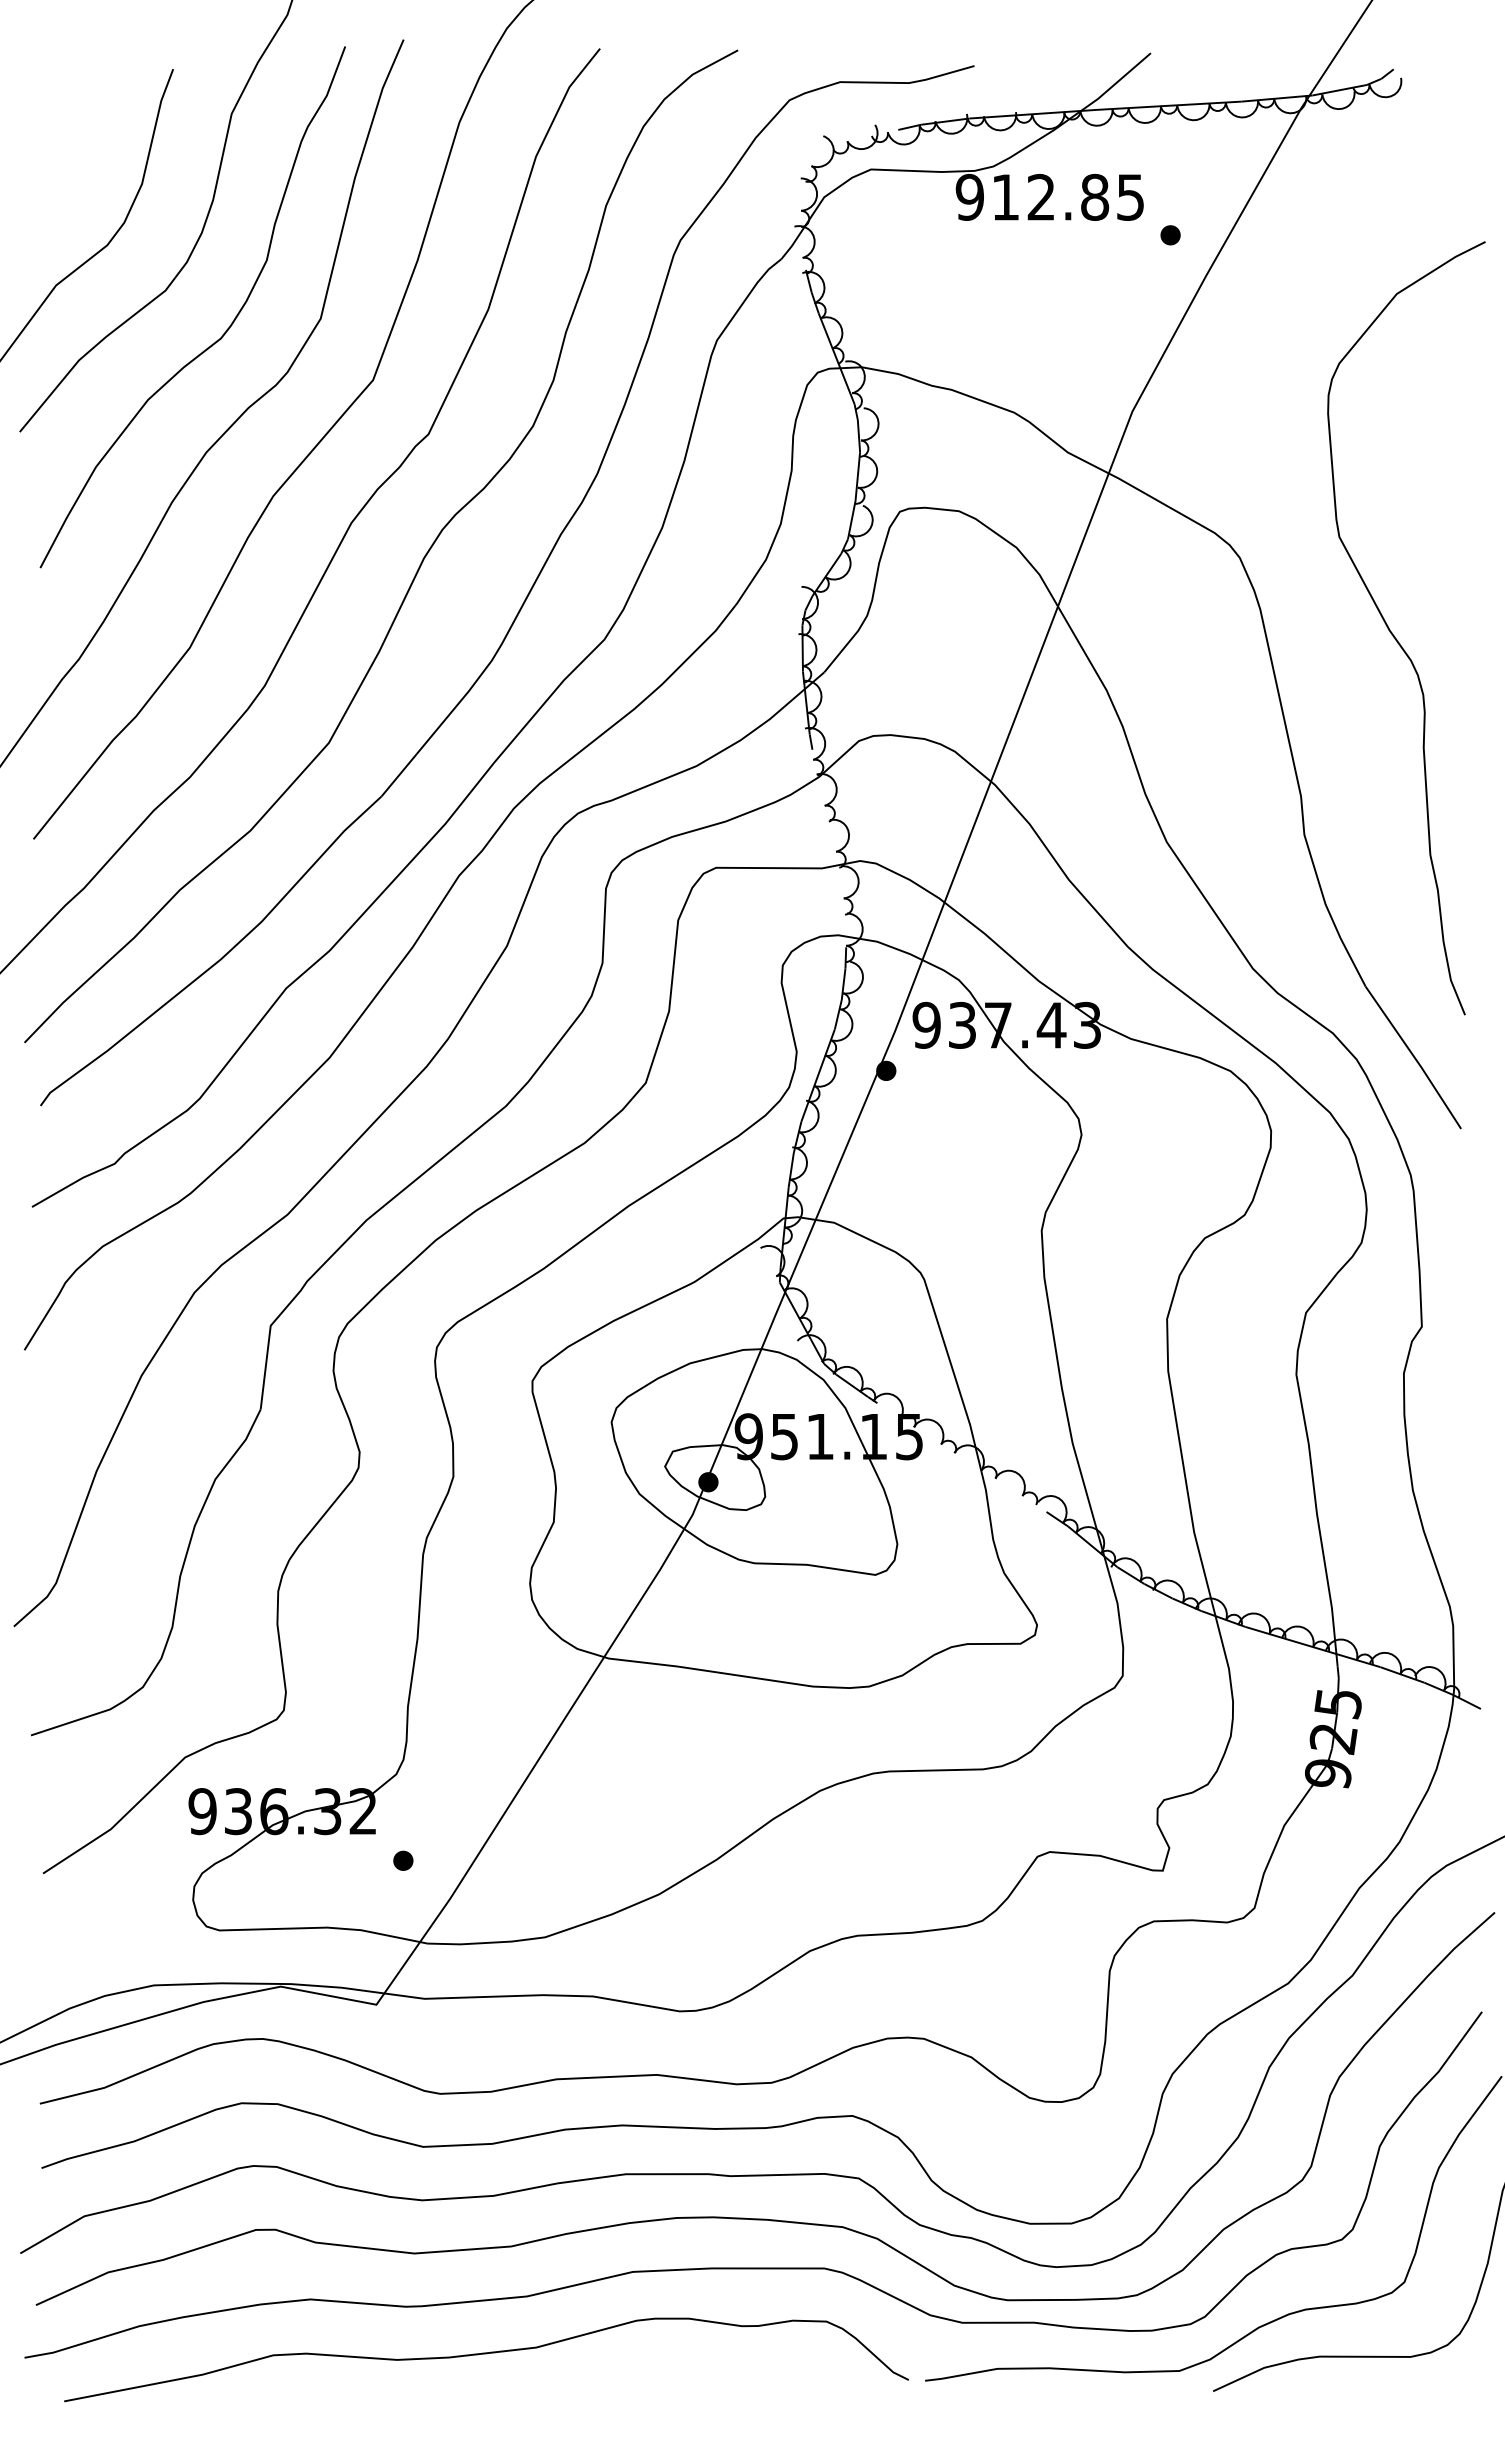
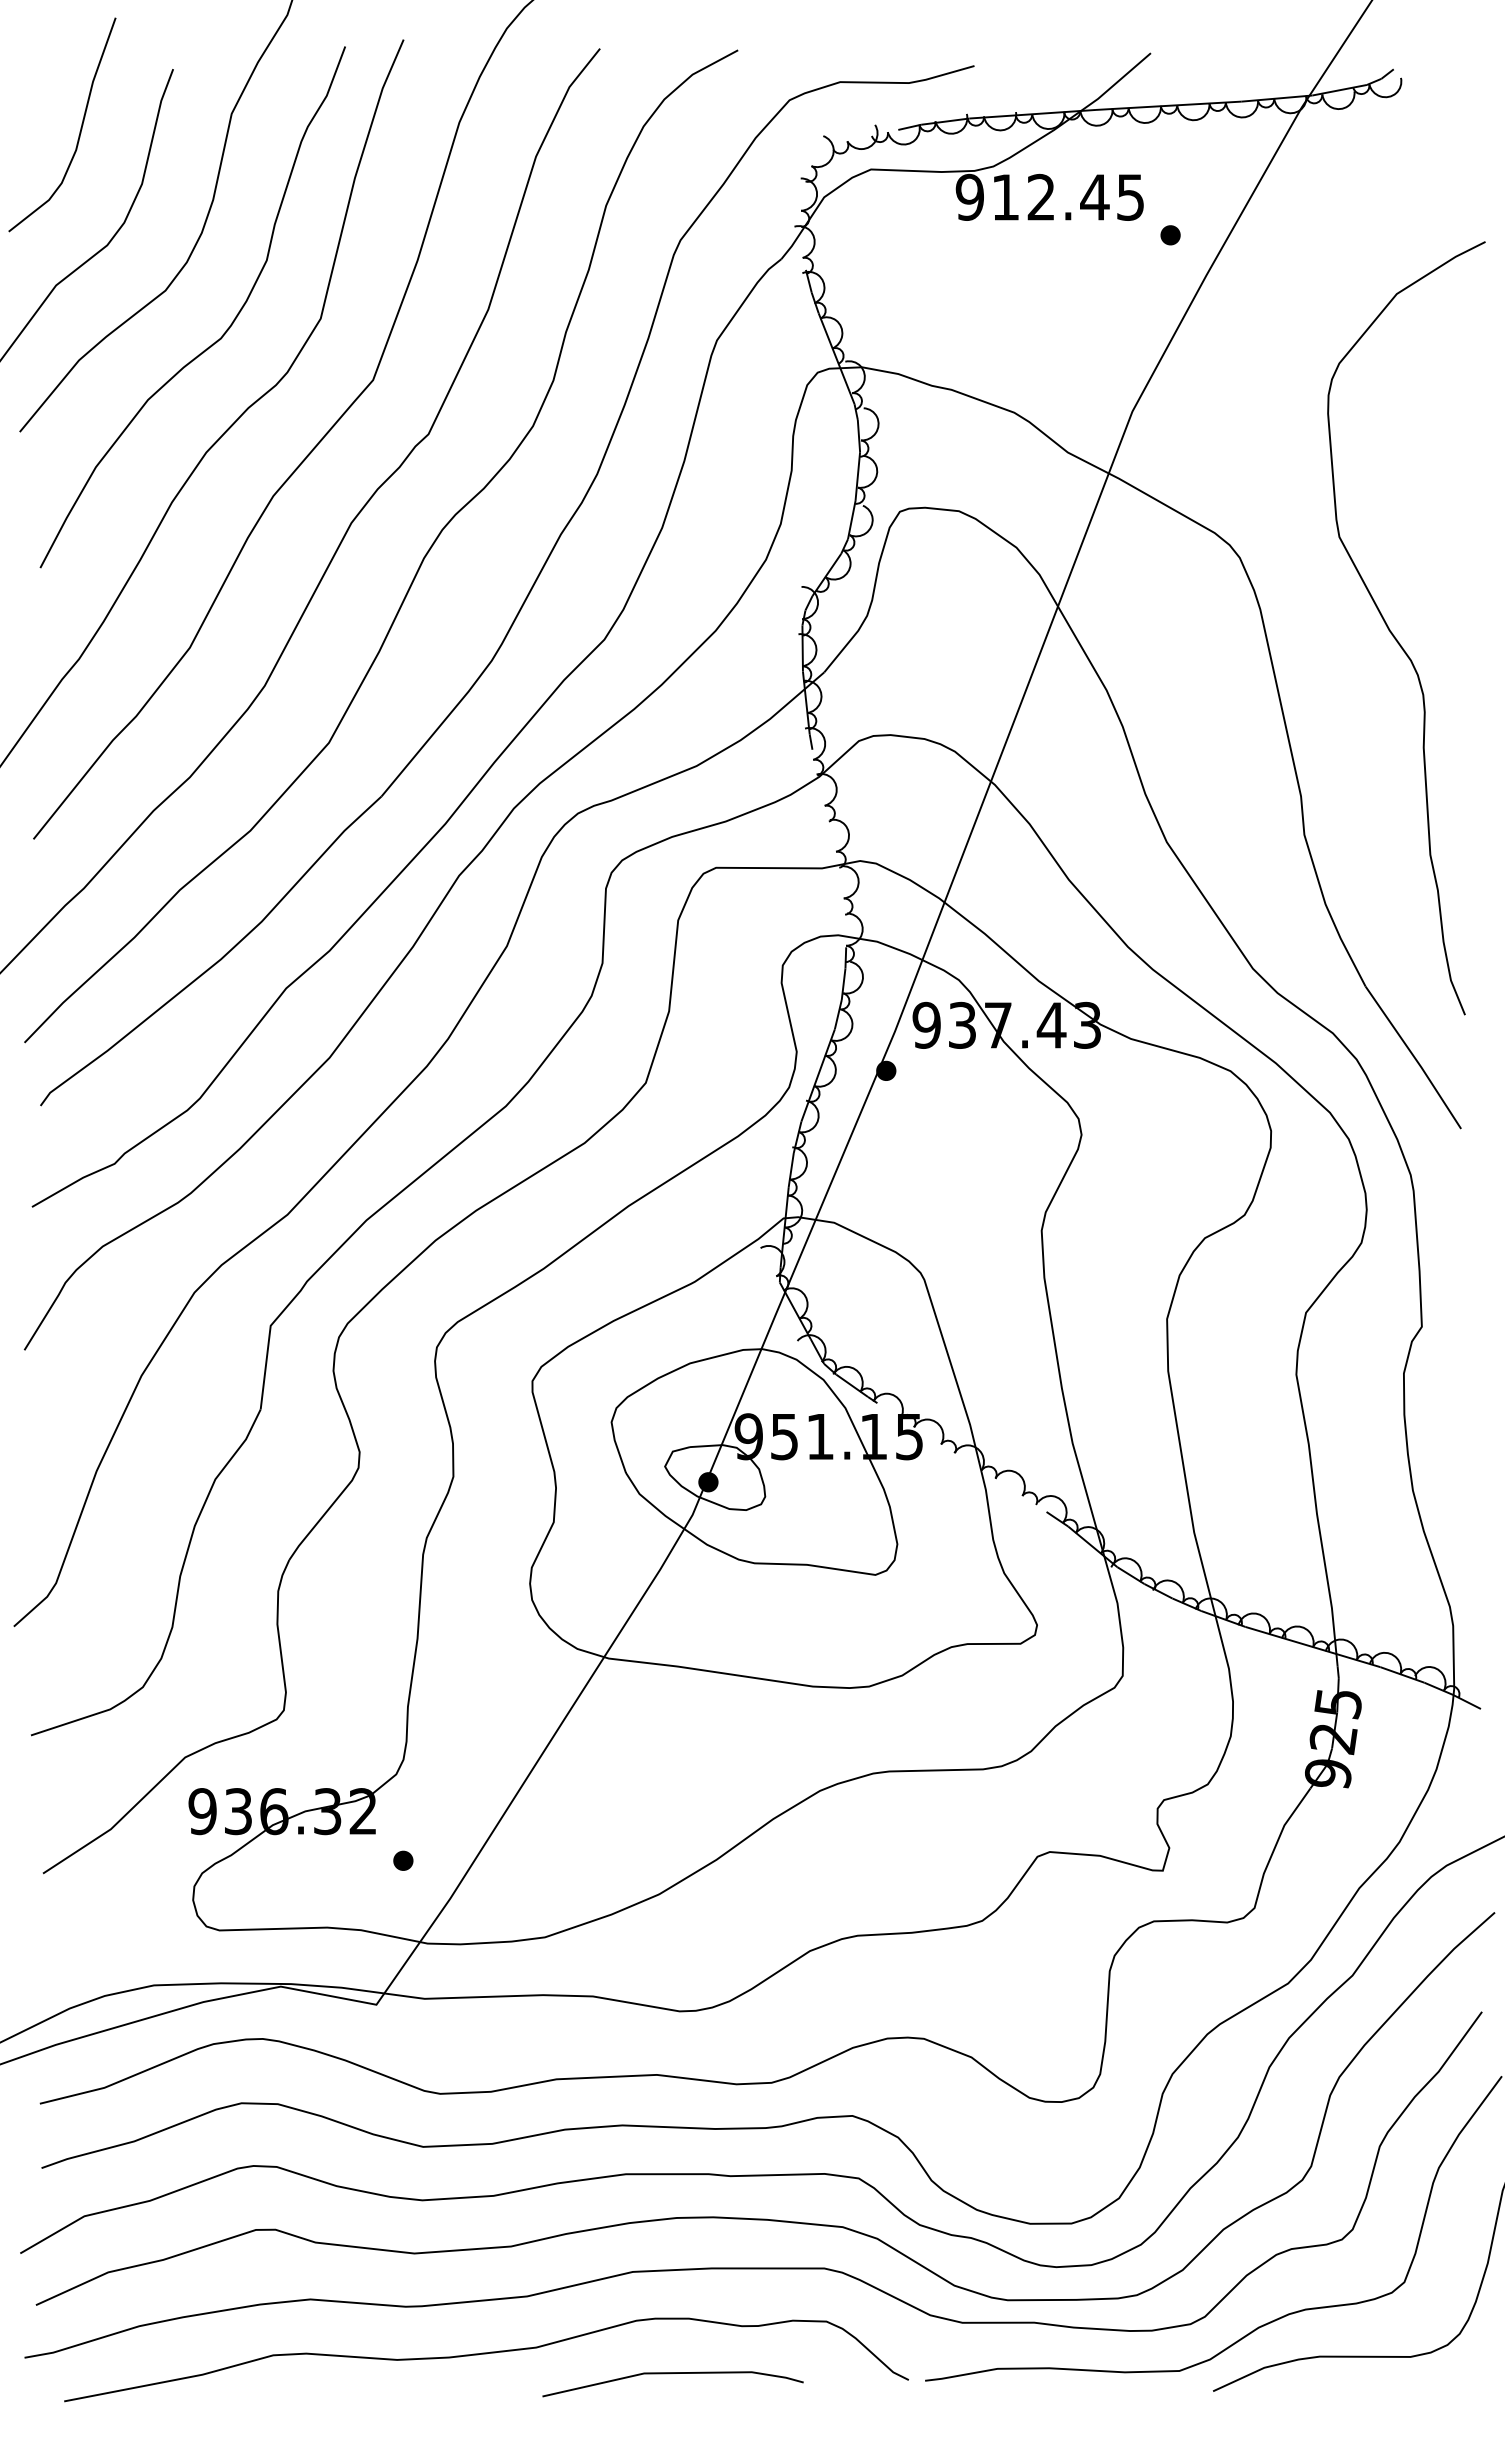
curve: none -> present (80, 127)
text: 912.85 -> 912.45 (1094, 196)
line: none -> present (669, 2374)
